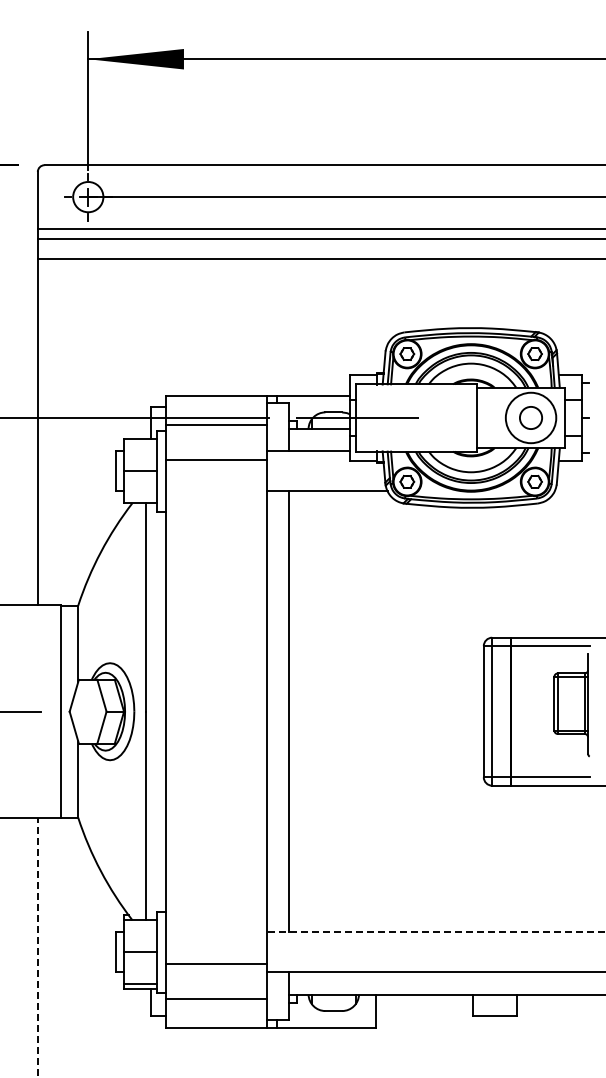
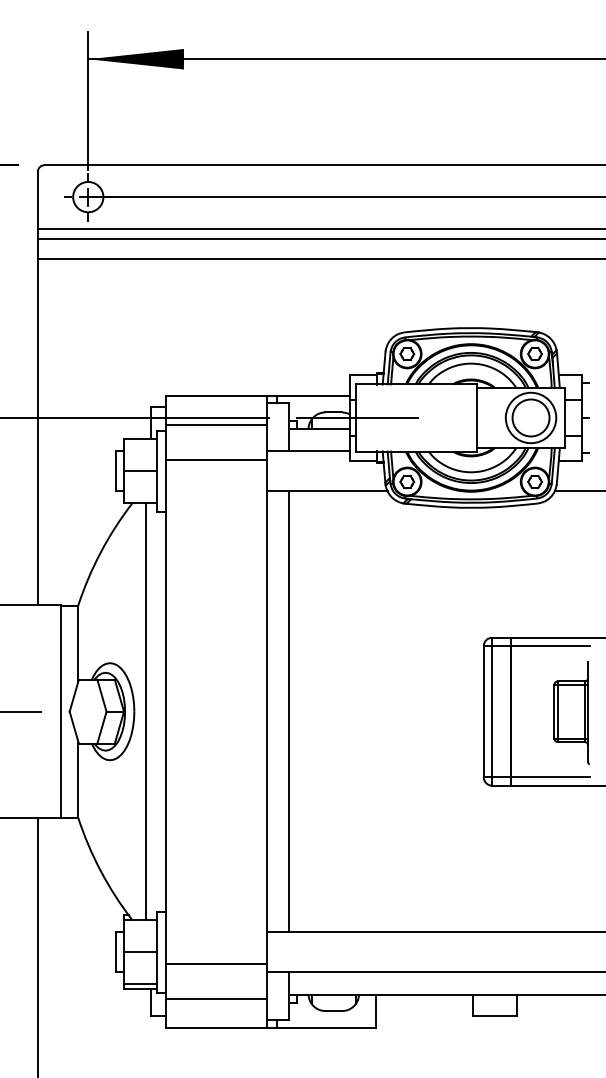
circle diameter: 22 px -> 37 px (530, 417)
line: none -> present (578, 491)
part position: (571, 705) -> (571, 713) (571, 713)
line: dashed -> solid (435, 932)
line: dashed -> solid (37, 947)
